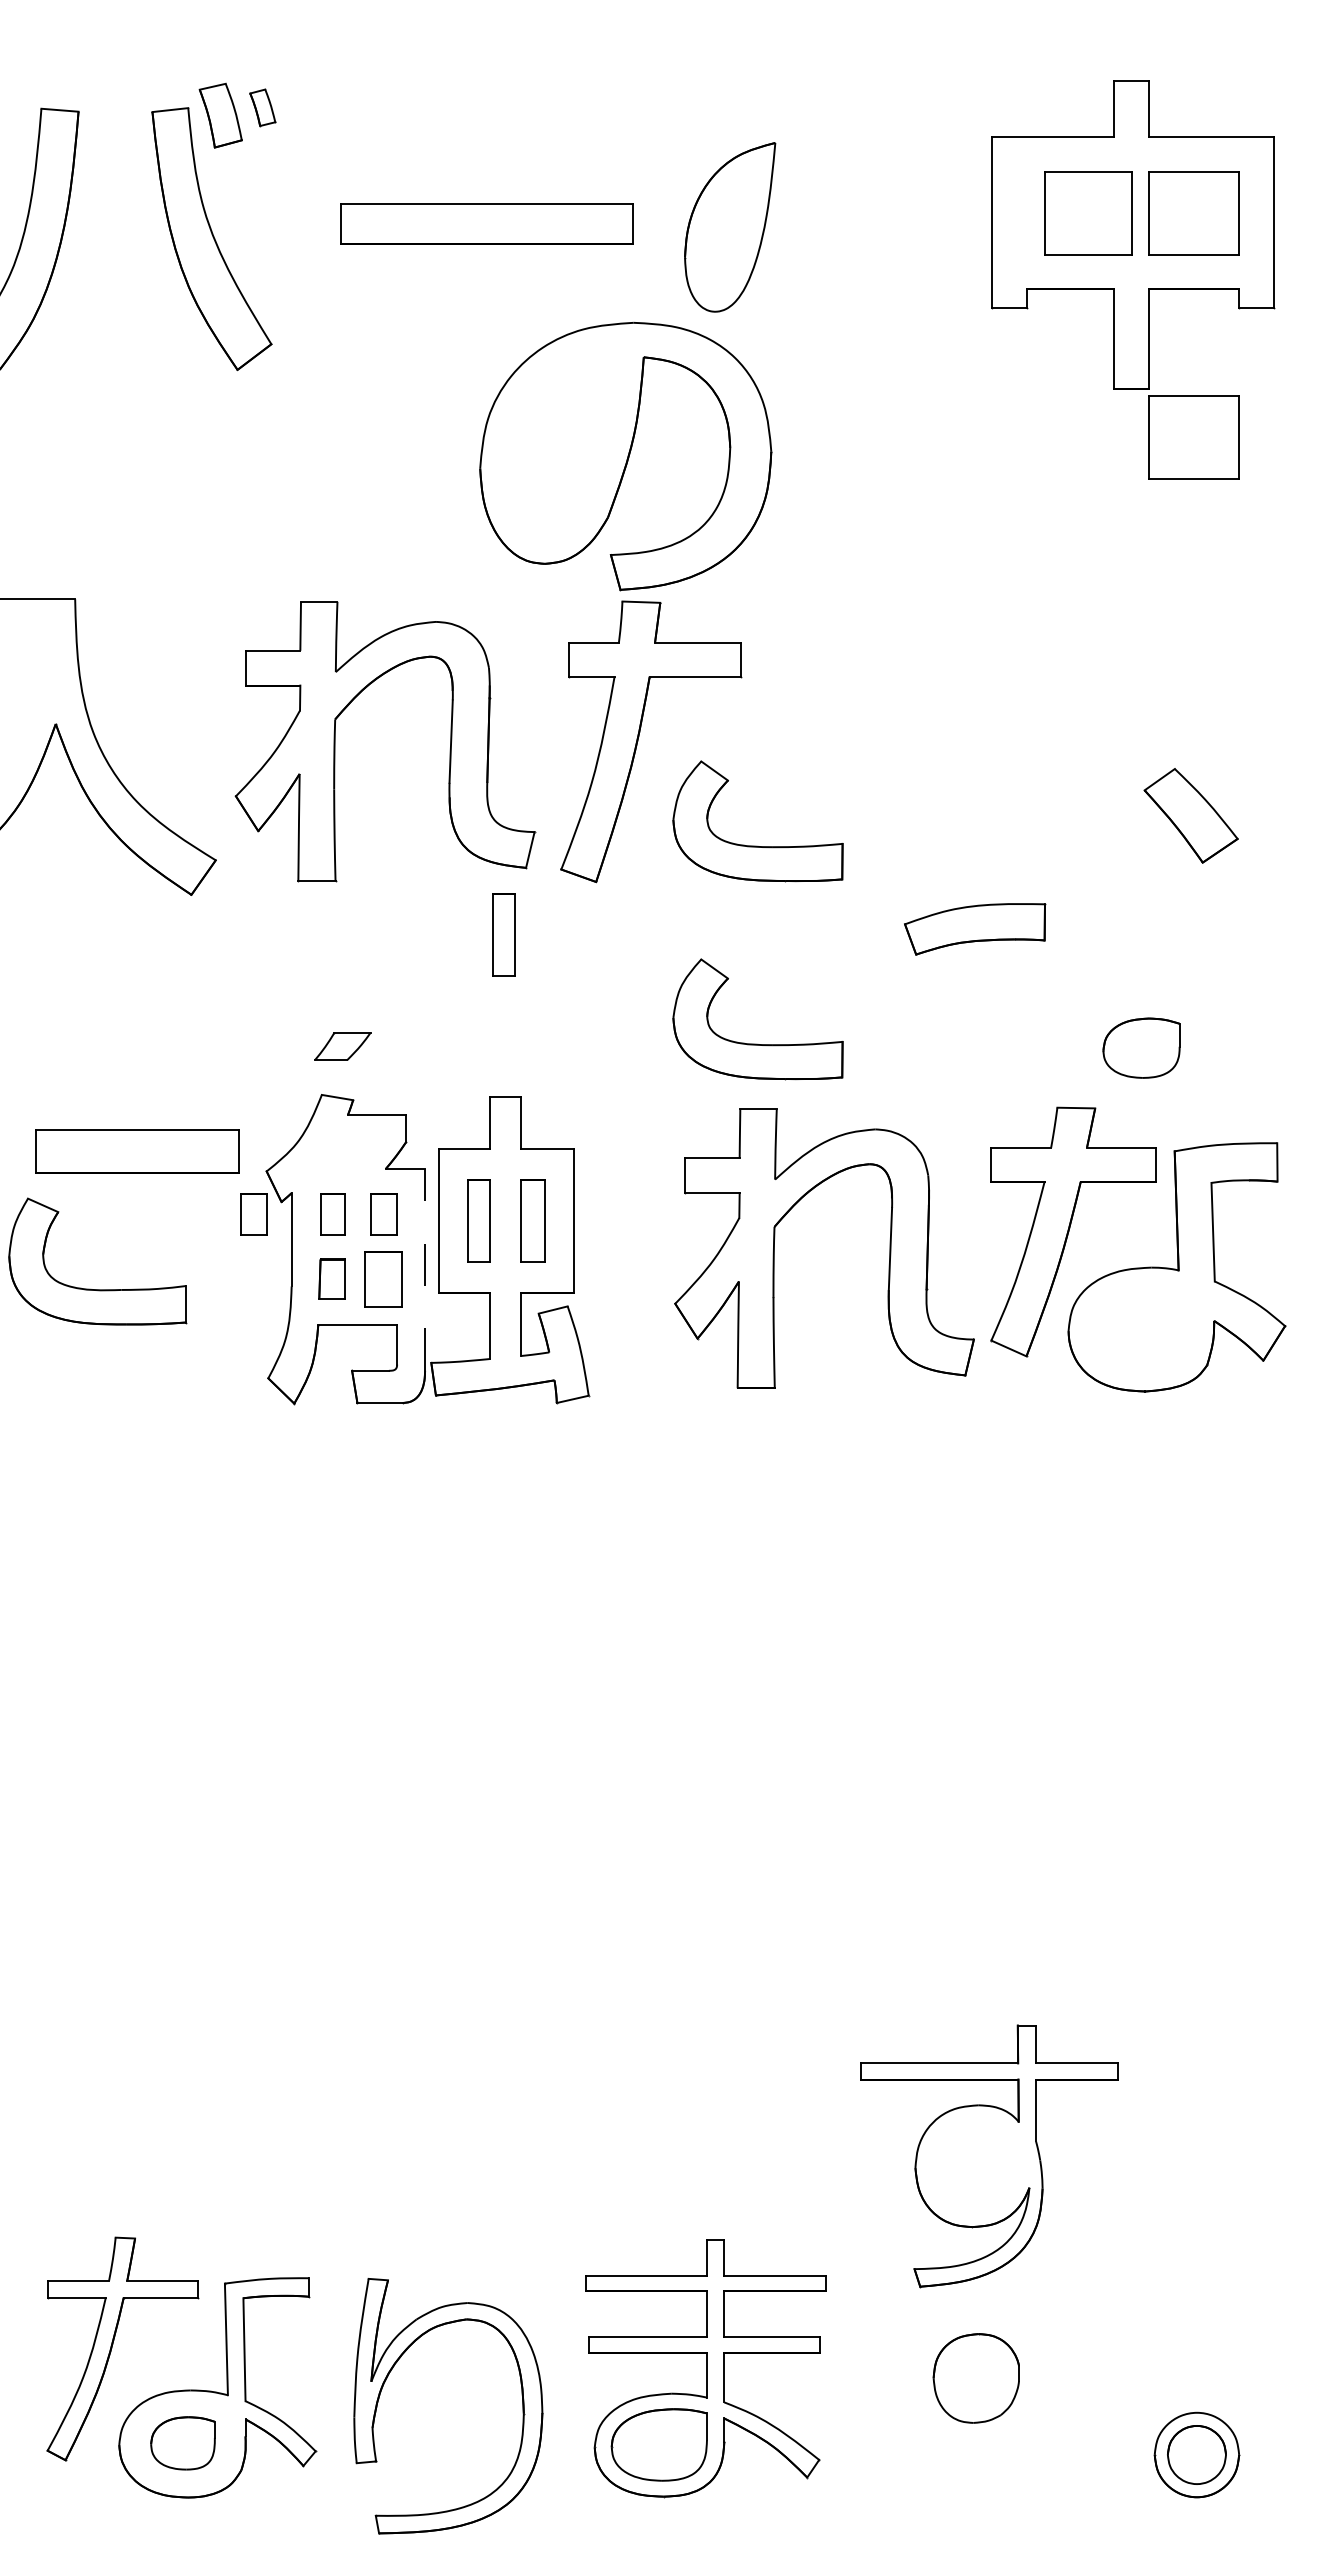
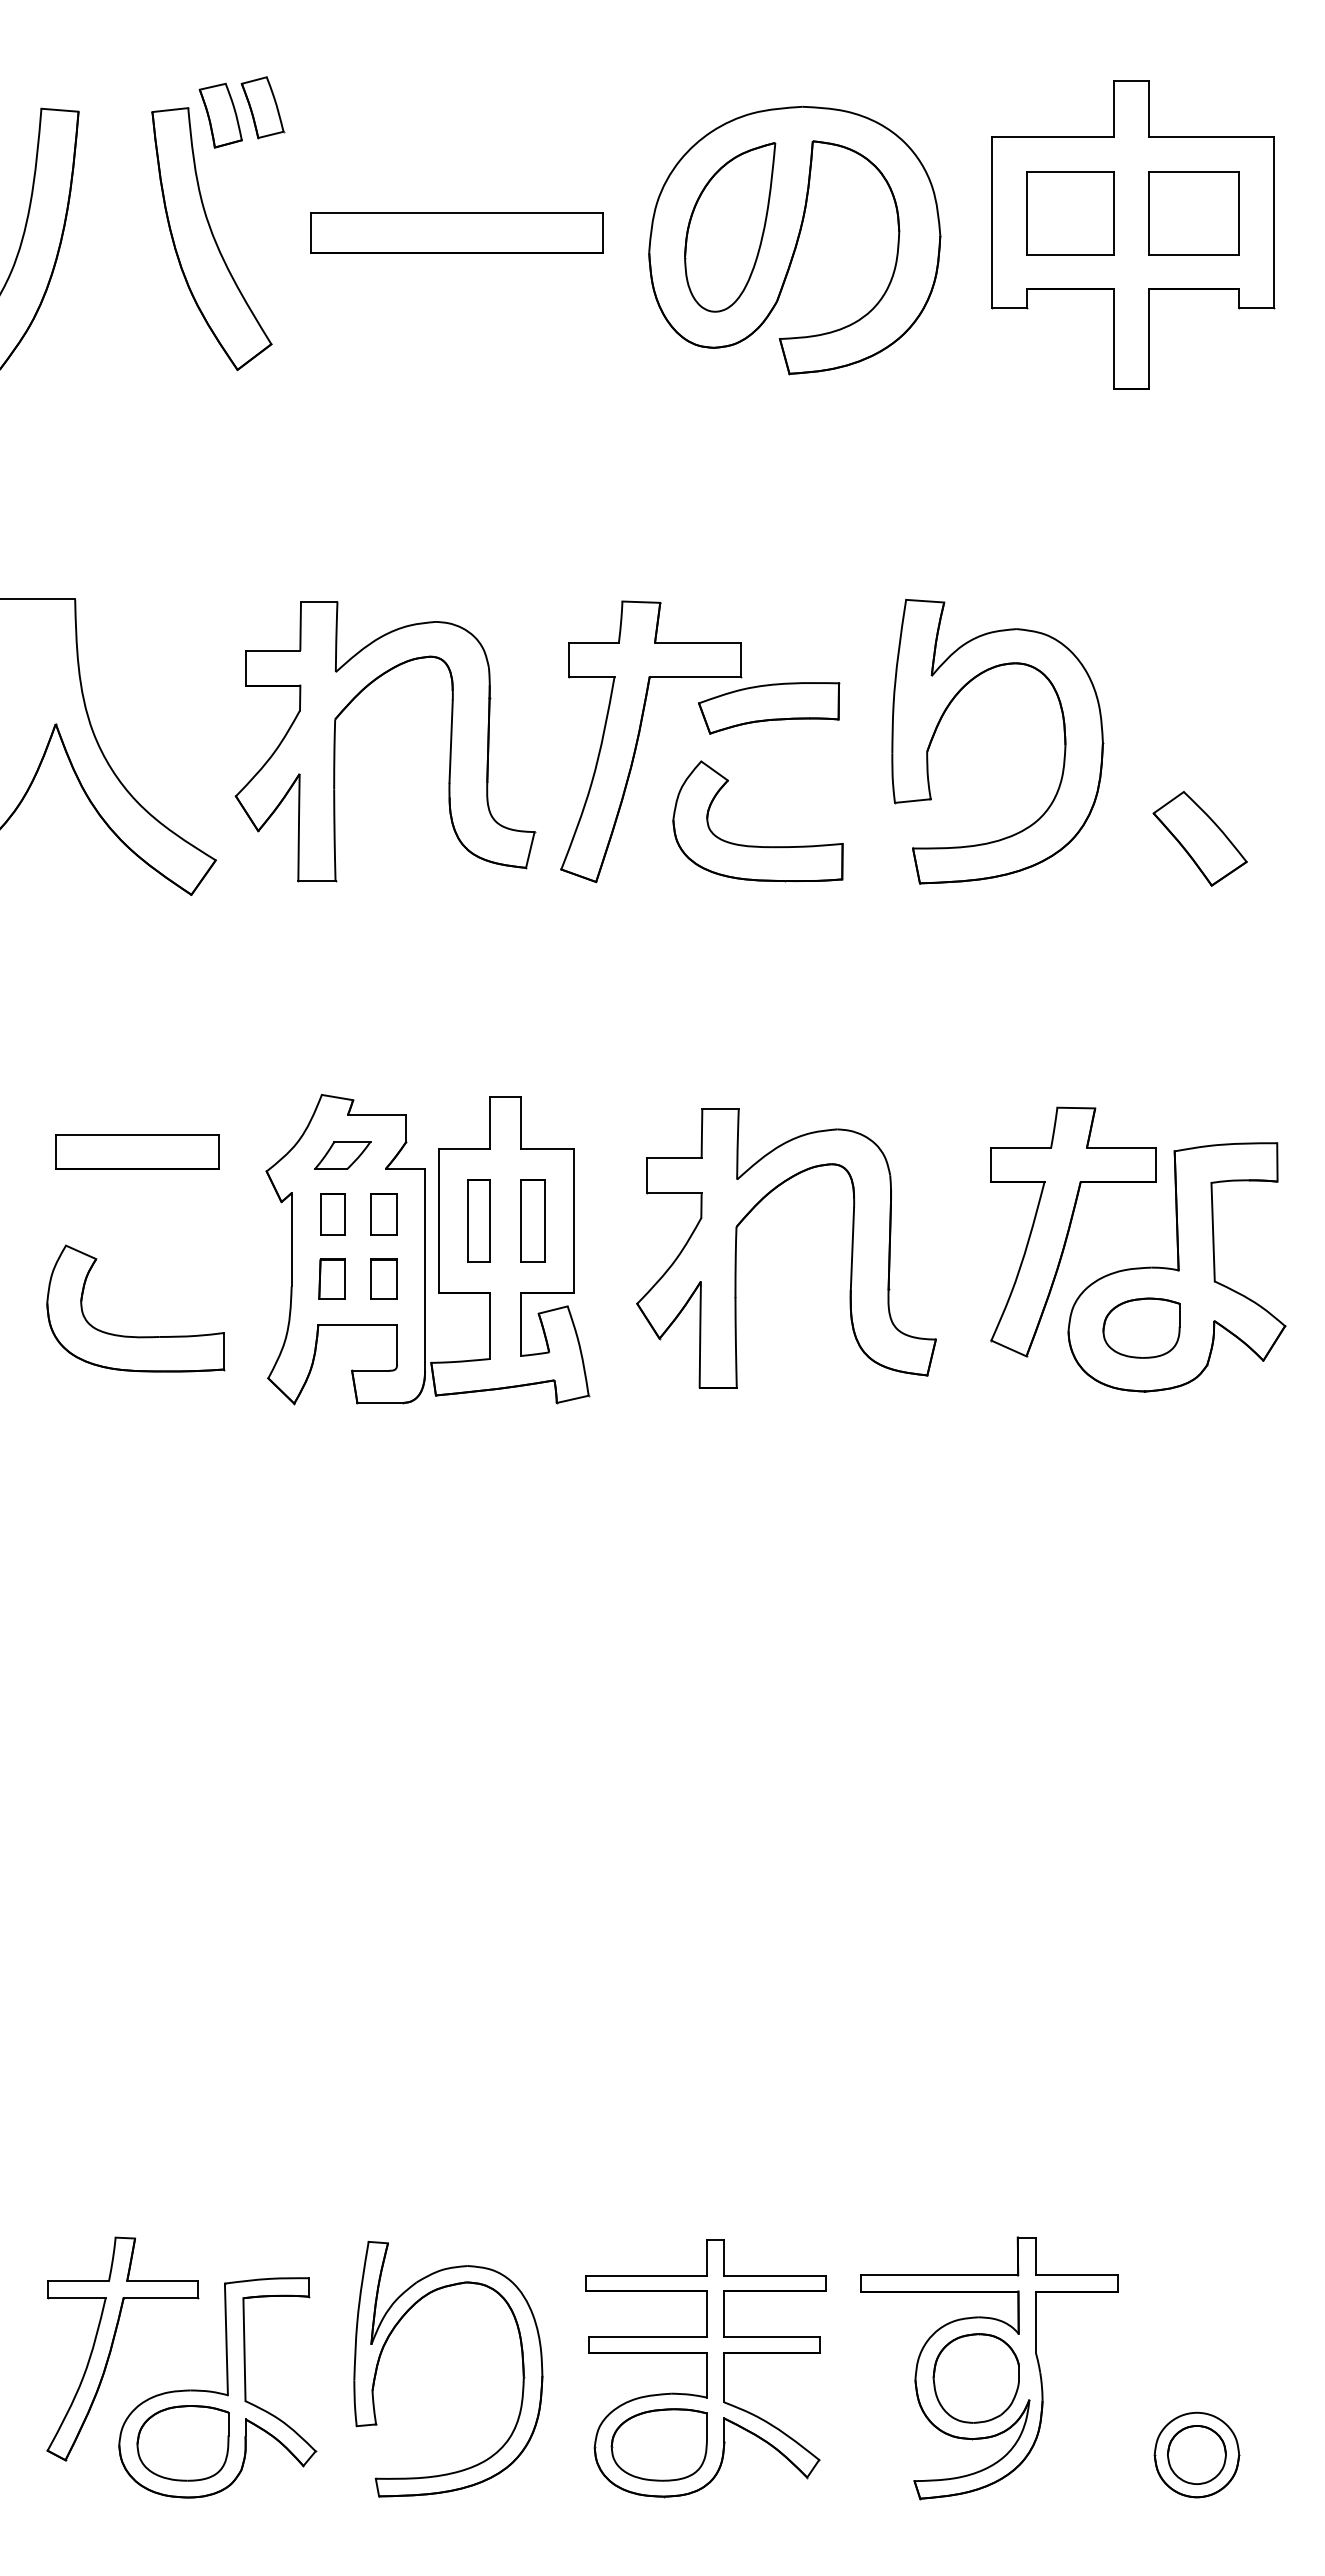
part size: 28x40 px -> 46x64 px (262, 107)
part position: (1088, 213) -> (1070, 213) (1070, 213)
part position: (486, 223) -> (456, 232) (456, 232)
part: present -> none (1193, 437)
part position: (625, 456) -> (794, 240) (794, 240)
part: none -> present (947, 709)
part position: (1190, 815) -> (1199, 838) (1199, 838)
part position: (975, 929) -> (769, 708) (769, 708)
part: present -> none (503, 934)
part: present -> none (757, 1043)
part position: (342, 1046) -> (342, 1155) (342, 1155)
part position: (1141, 1047) -> (1141, 1327) (1141, 1327)
part size: 205x45 px -> 165x36 px (137, 1151)
part: present -> none (253, 1214)
part position: (774, 1248) -> (736, 1248) (736, 1248)
line: dashed -> solid (425, 1269)
part size: 39x57 px -> 28x42 px (383, 1278)
part position: (90, 1288) -> (128, 1335) (128, 1335)
part position: (989, 2156) -> (989, 2368) (989, 2368)
part position: (393, 2368) -> (393, 2331) (393, 2331)
part size: 66x55 px -> 94x77 px (182, 2443)
